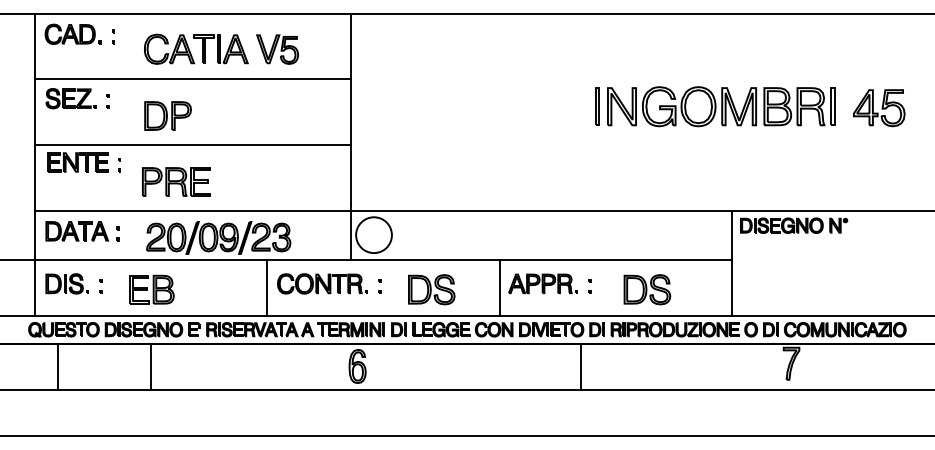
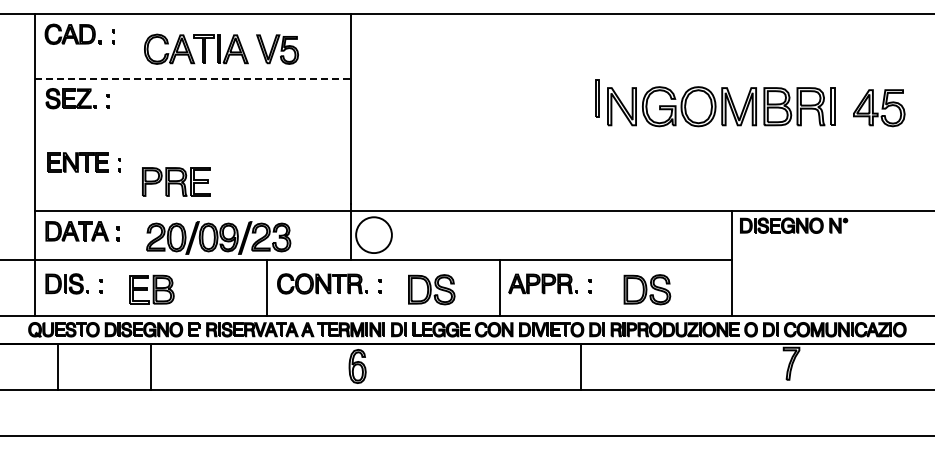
line: solid -> dashed (193, 79)
line position: (596, 106) -> (596, 98) (596, 98)
part: present -> none (167, 115)
line: present -> none (193, 144)
